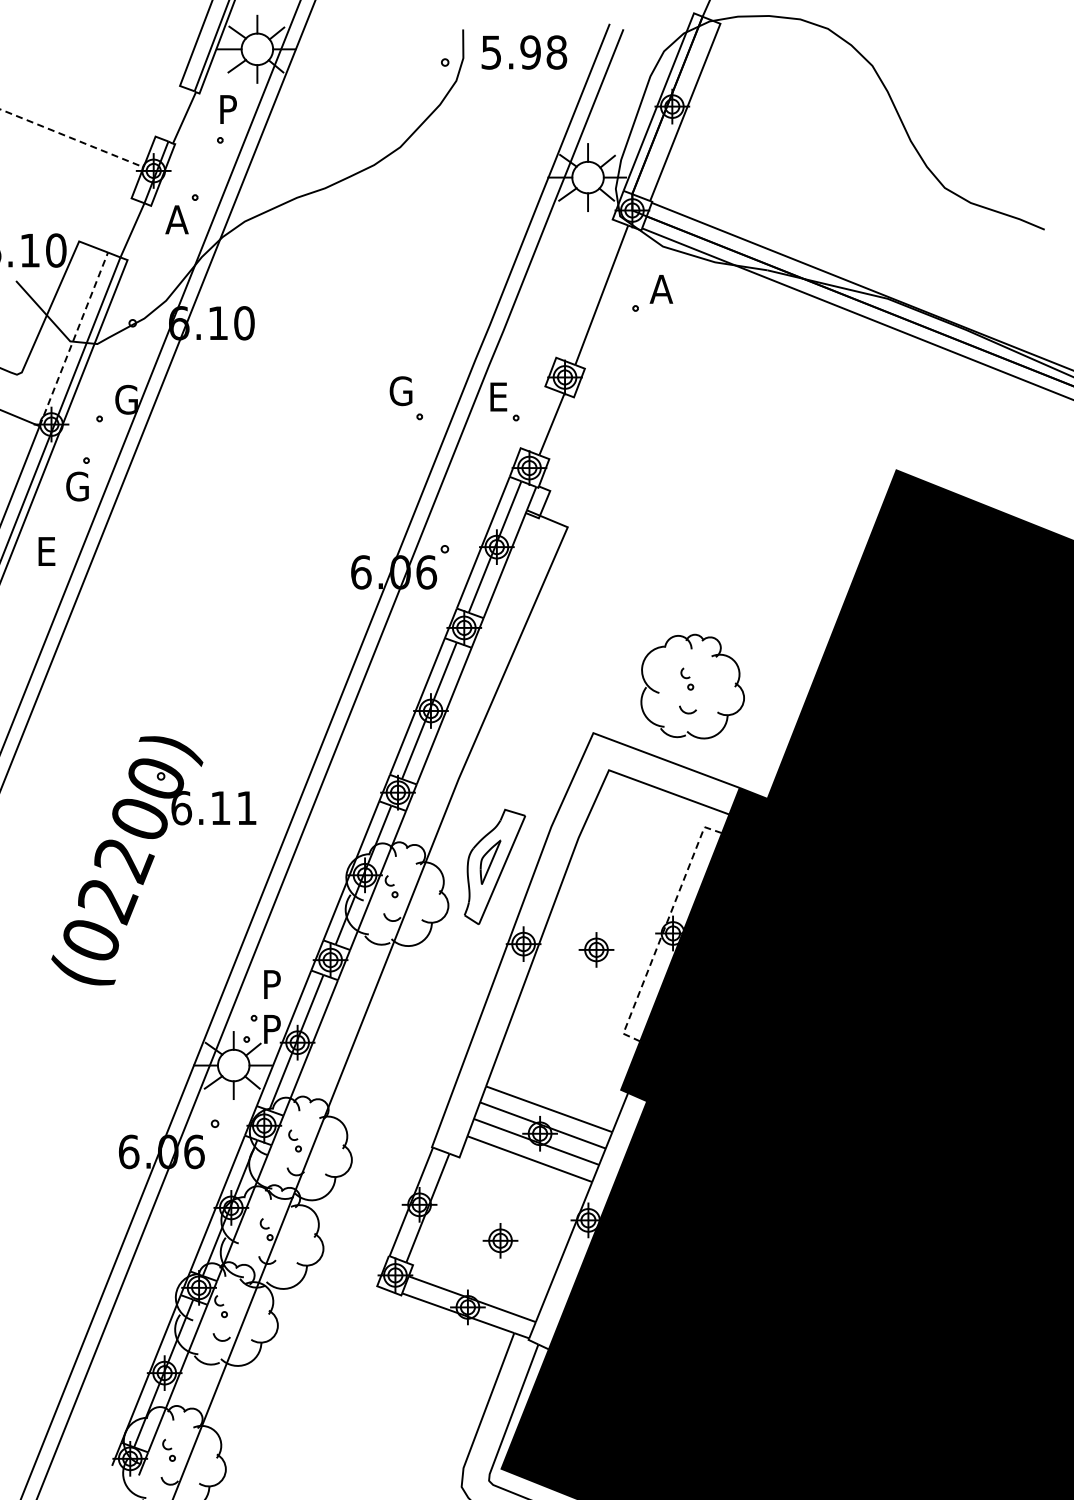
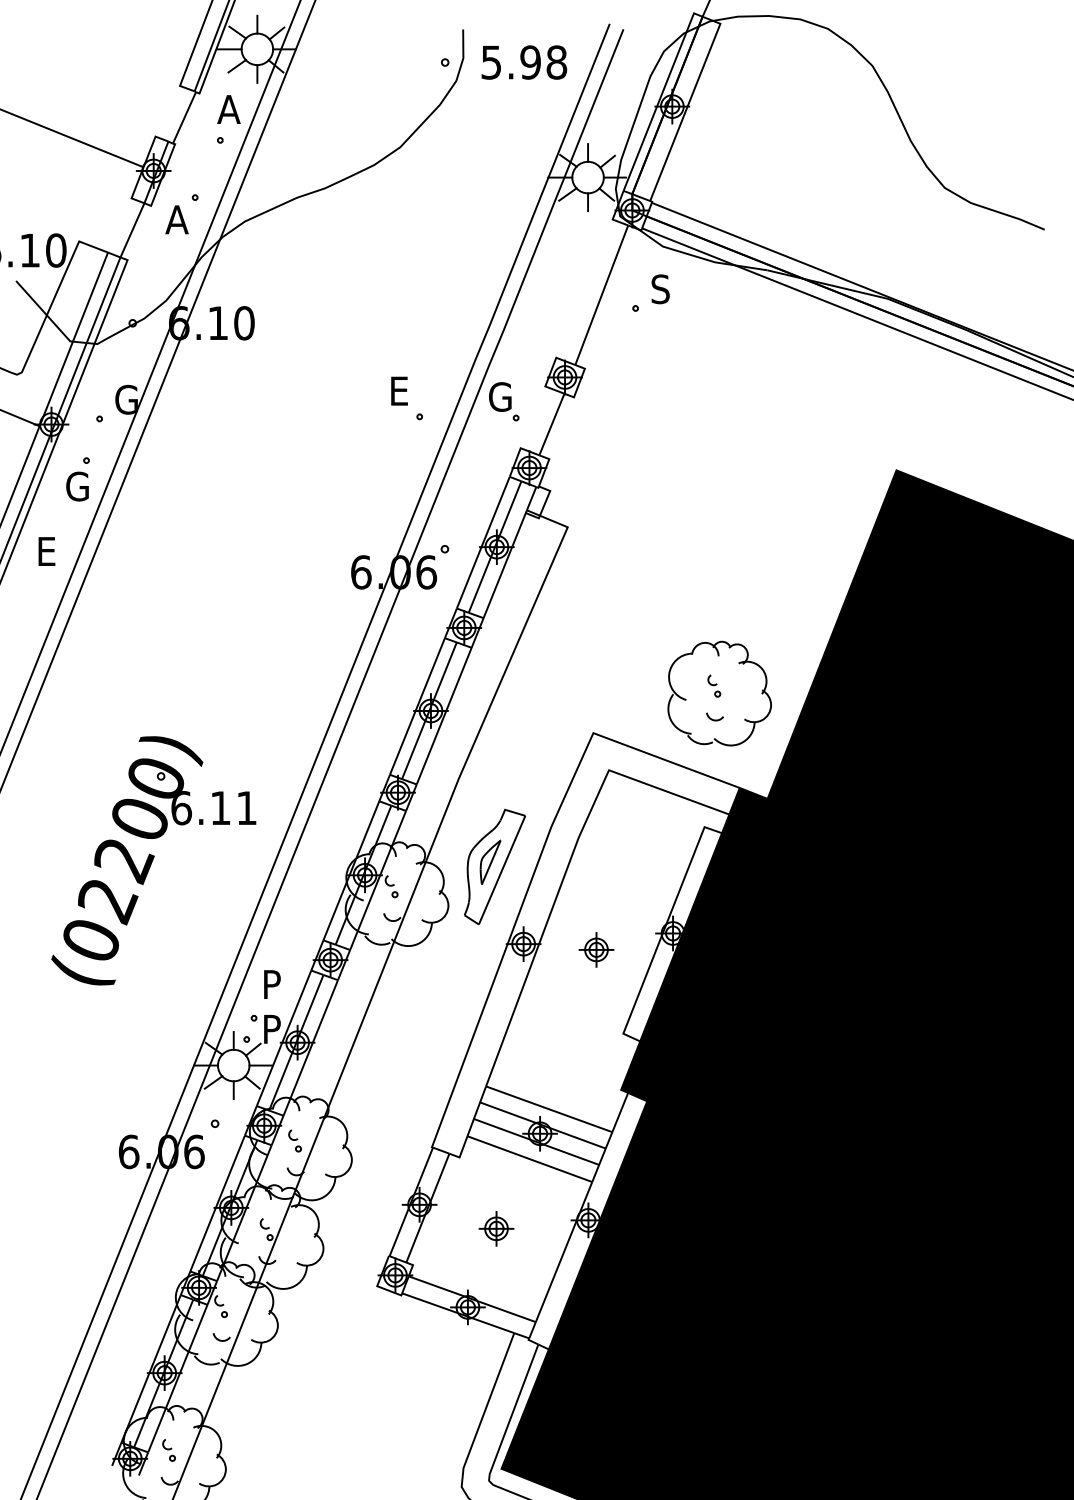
text position: (524, 52) -> (524, 62) (524, 62)
text: P -> A (228, 109)
line: dashed -> solid (72, 138)
text: A -> S (661, 289)
line: dashed -> solid (74, 338)
text: G -> E (400, 391)
text: E -> G (500, 396)
part position: (692, 686) -> (719, 693) (719, 693)
line: dashed -> solid (663, 930)
part position: (500, 1240) -> (496, 1228) (496, 1228)
